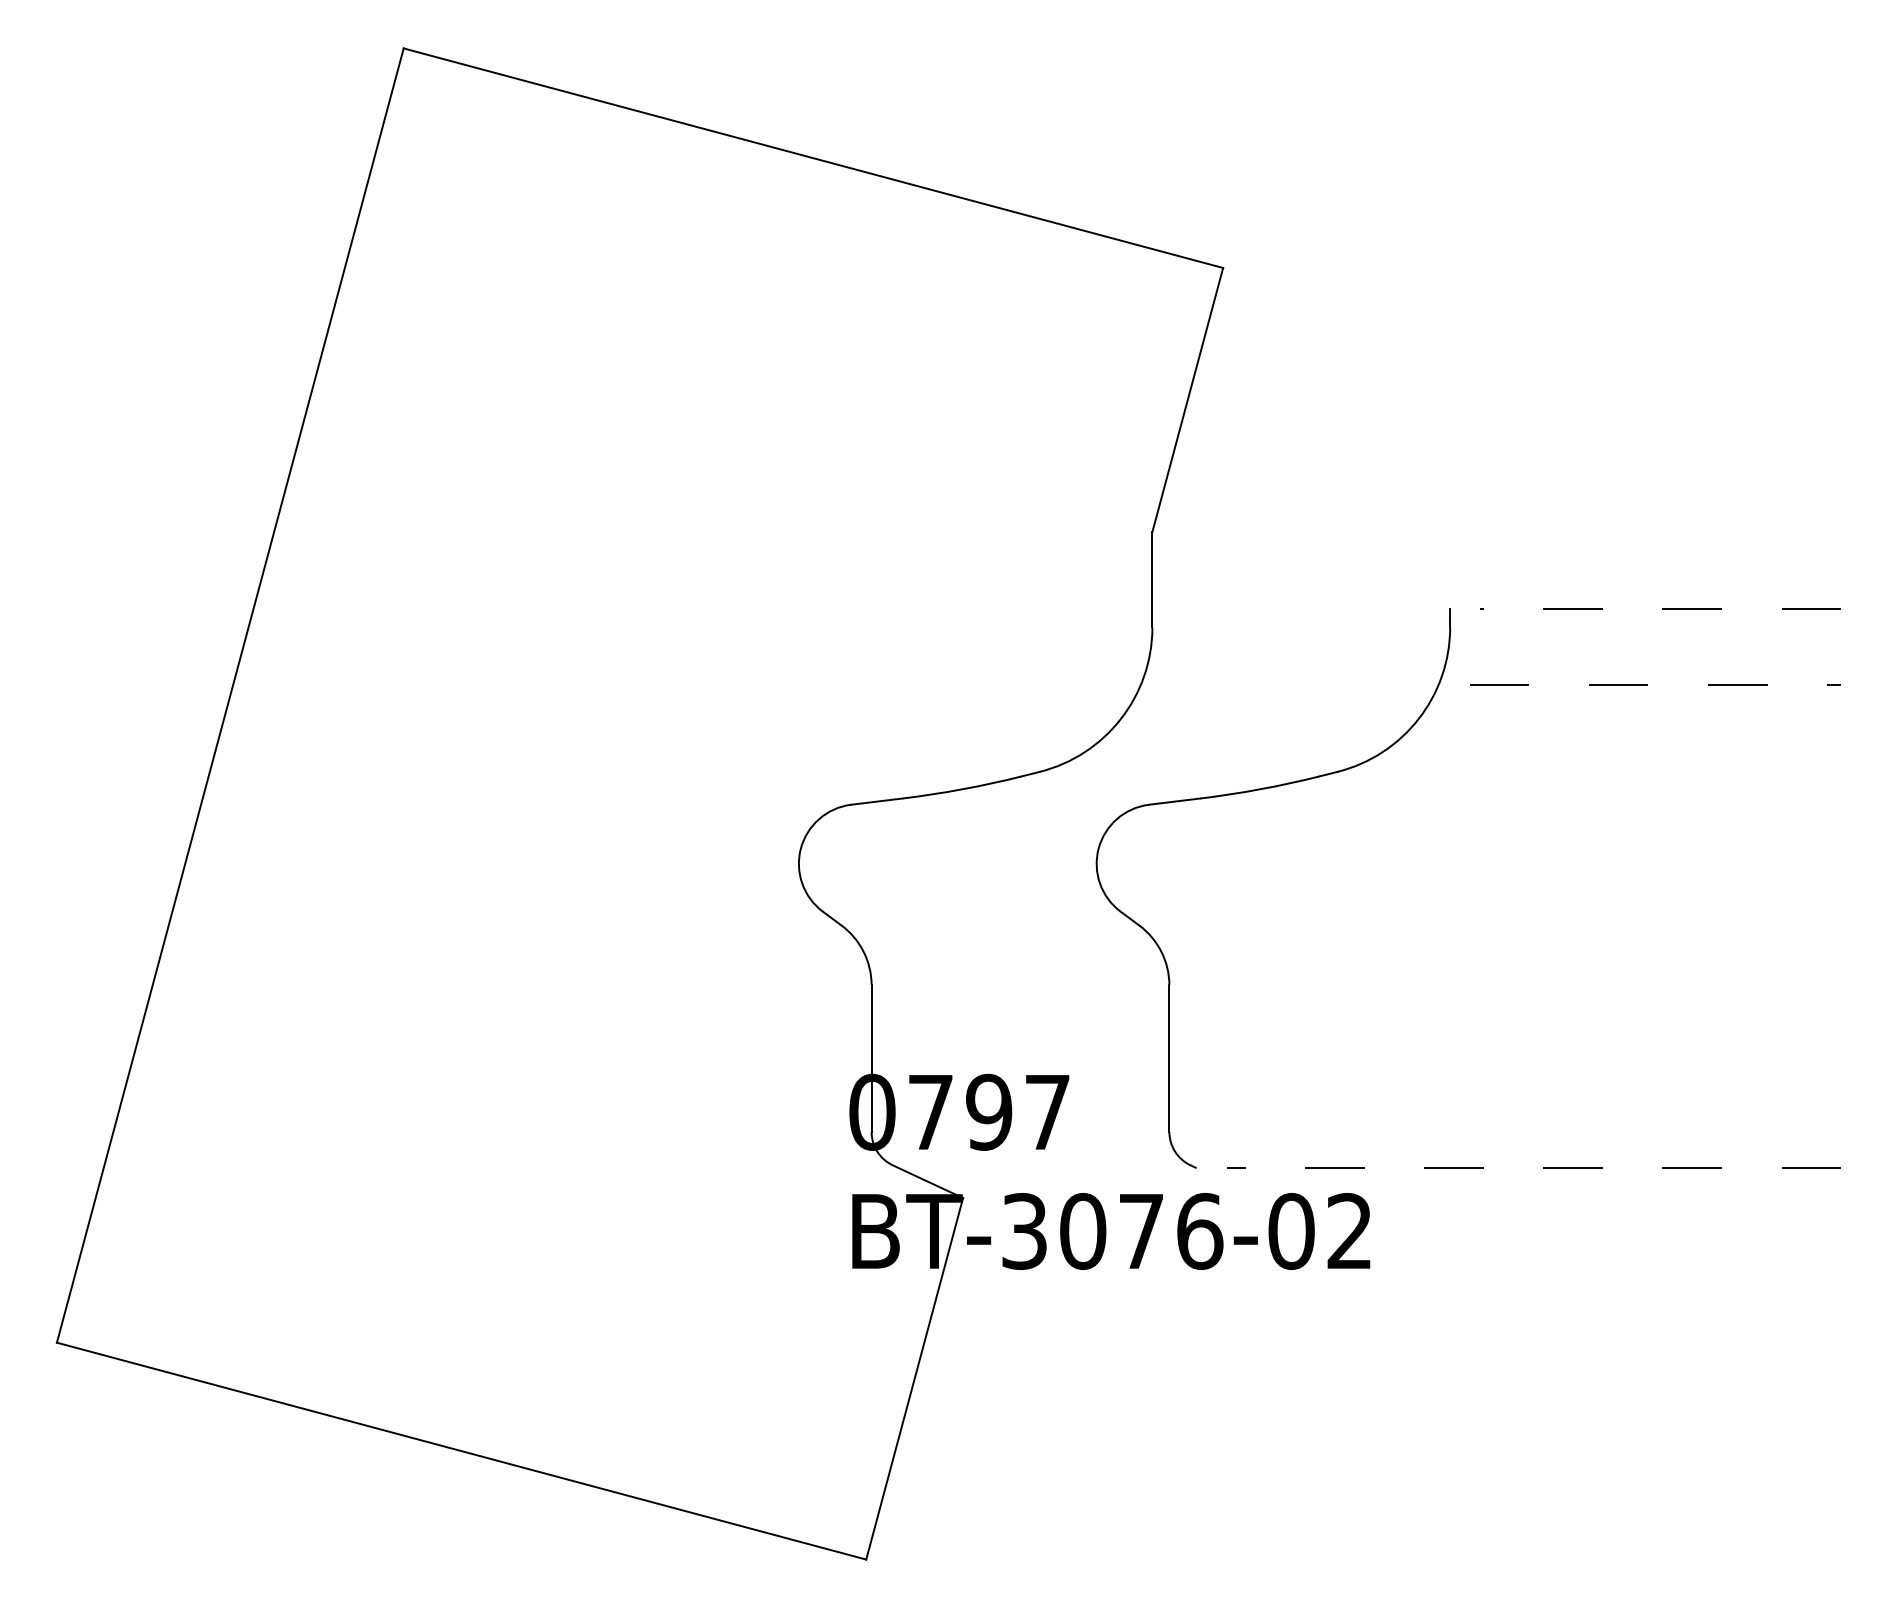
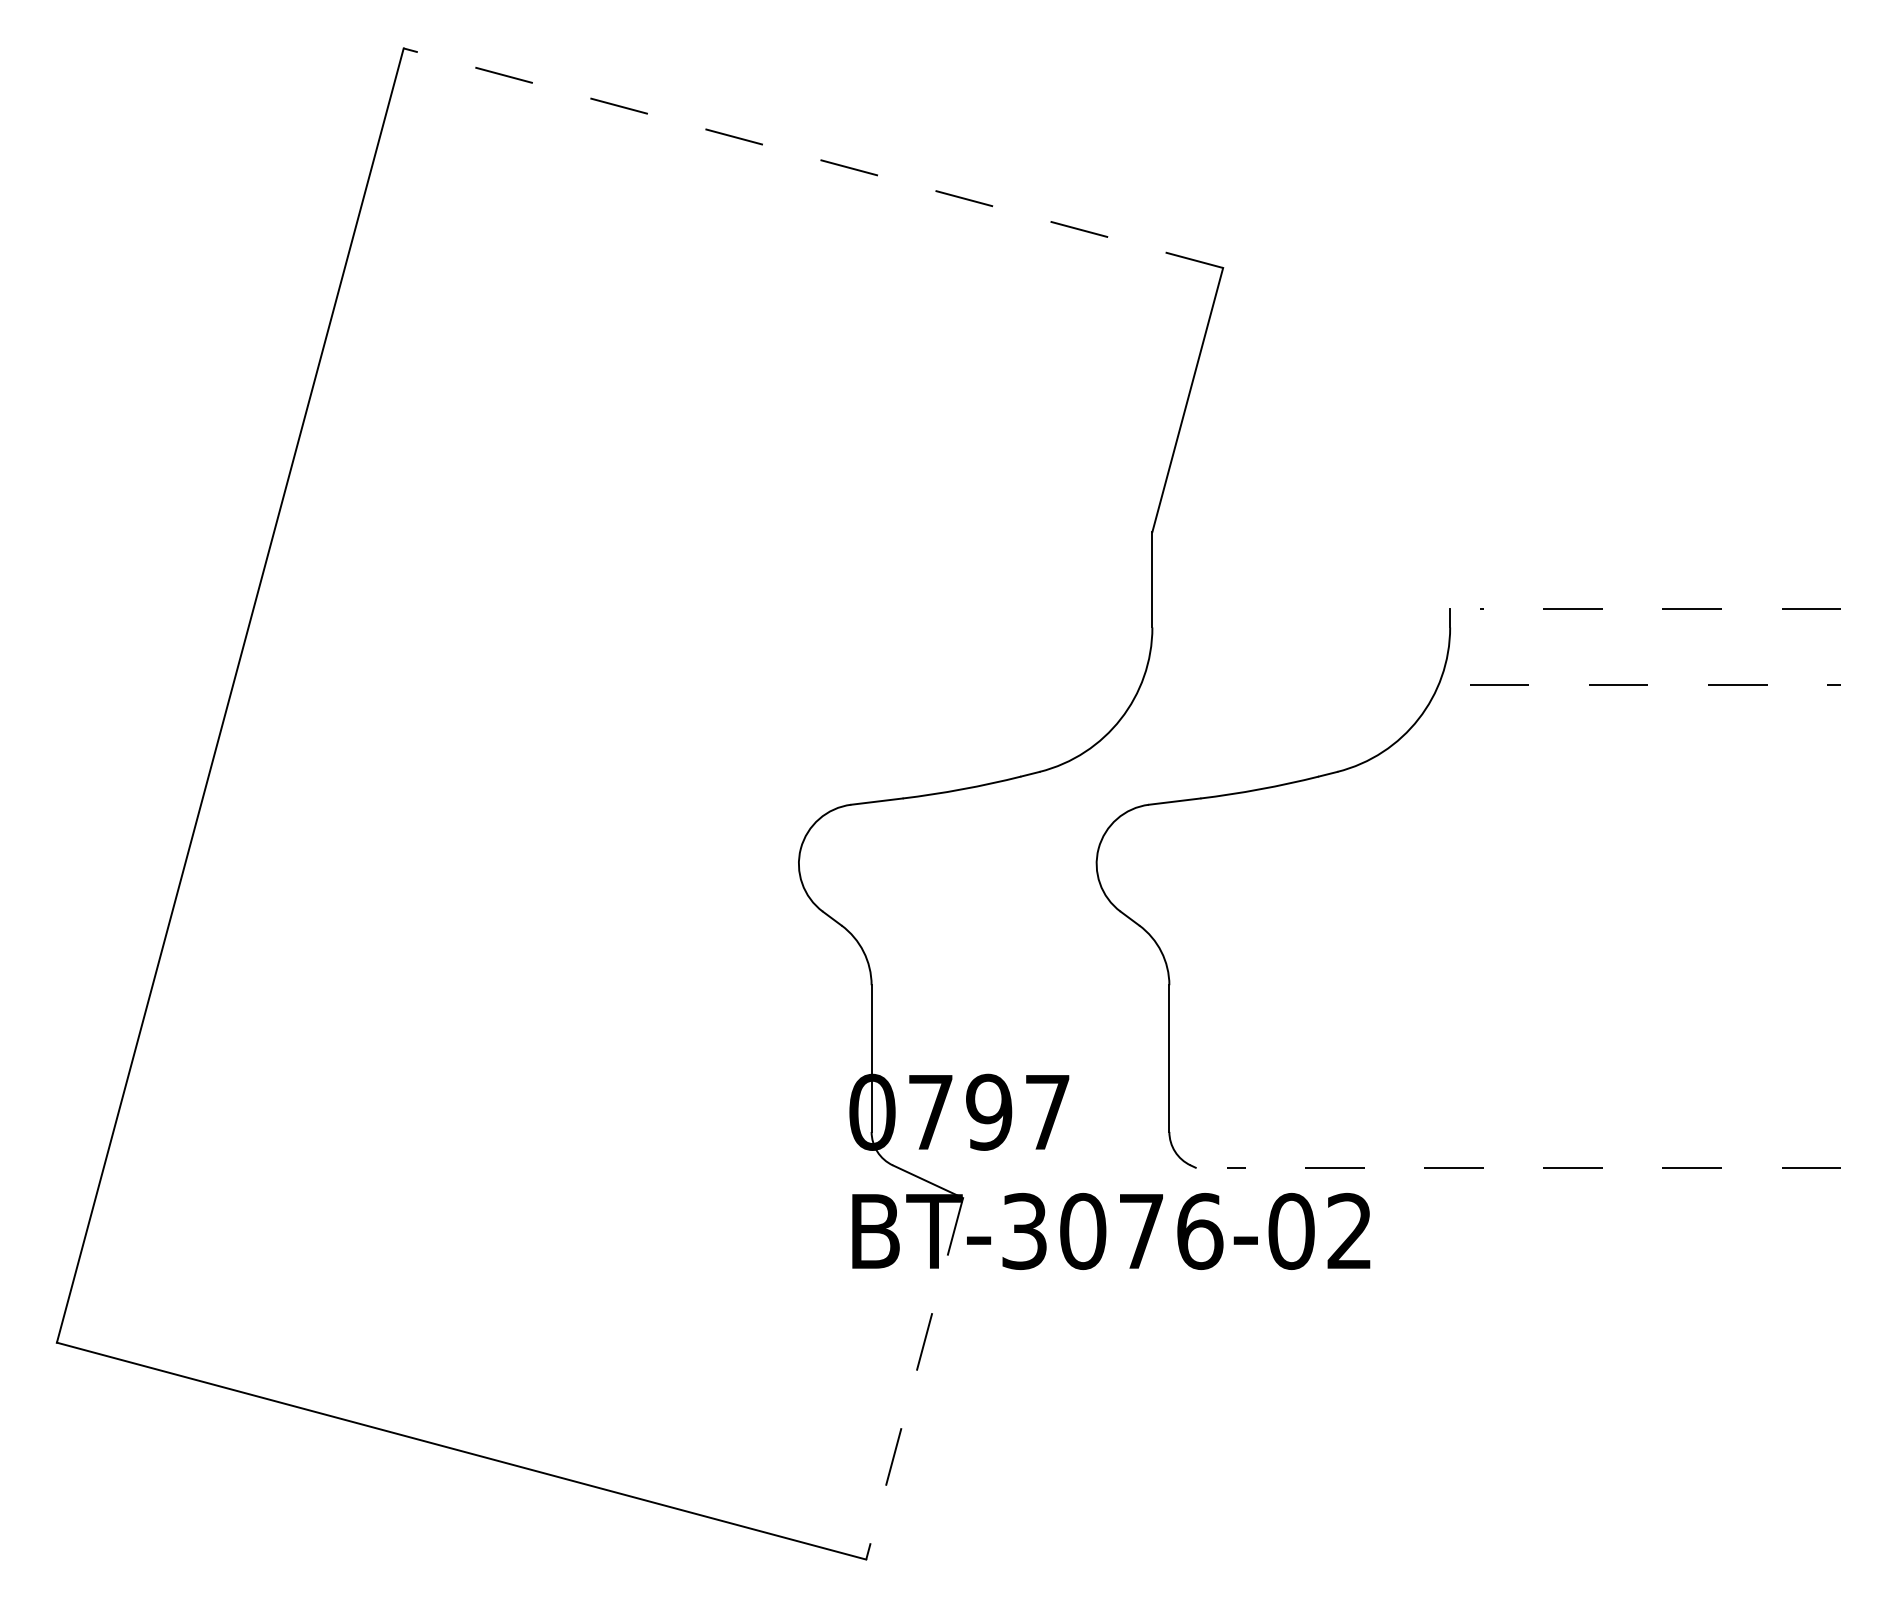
line: solid -> dashed (812, 158)
line: solid -> dashed (914, 1379)
